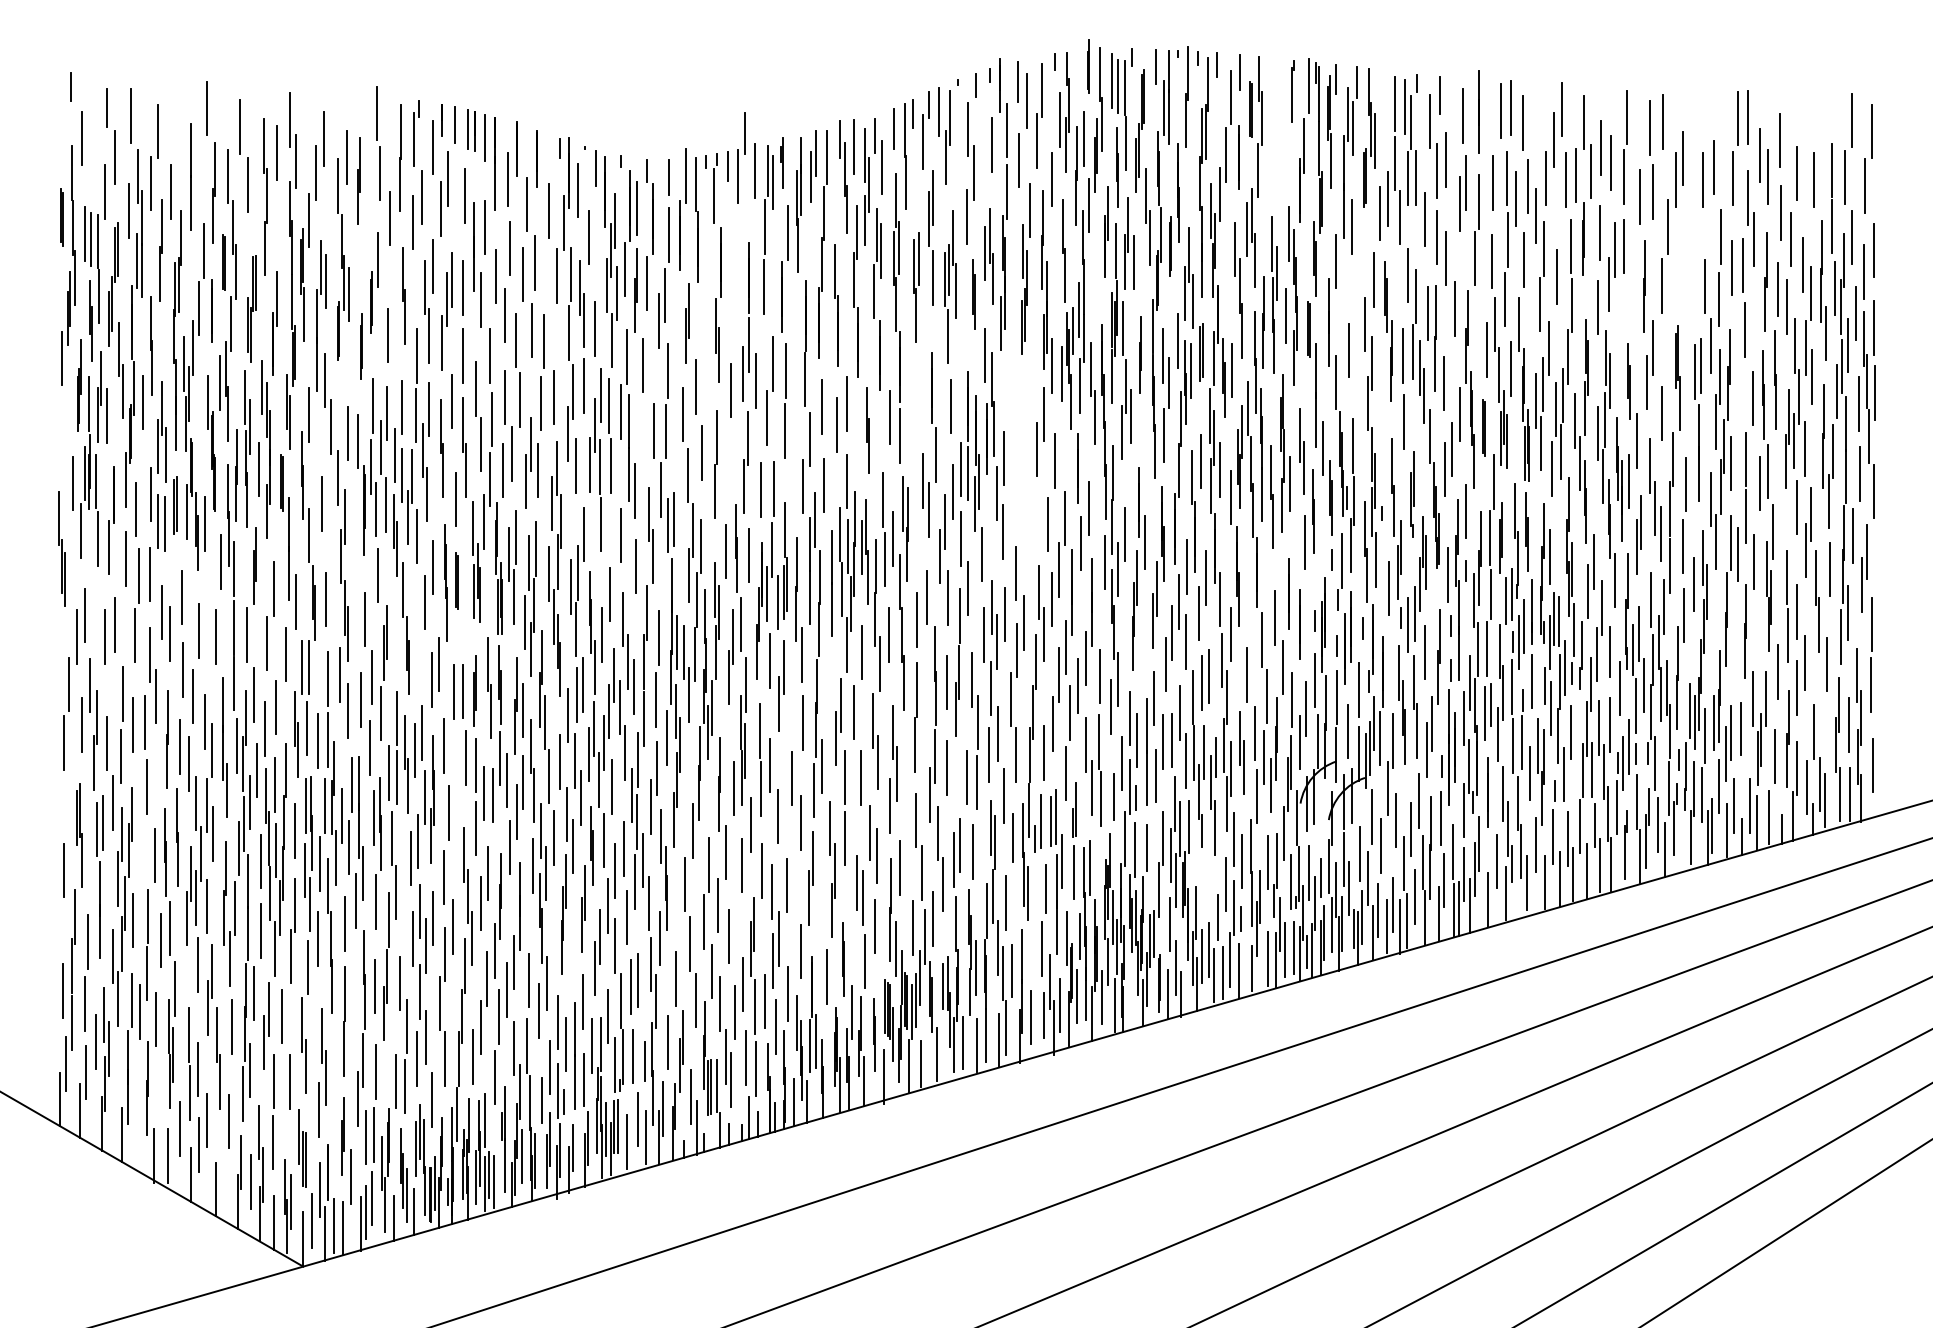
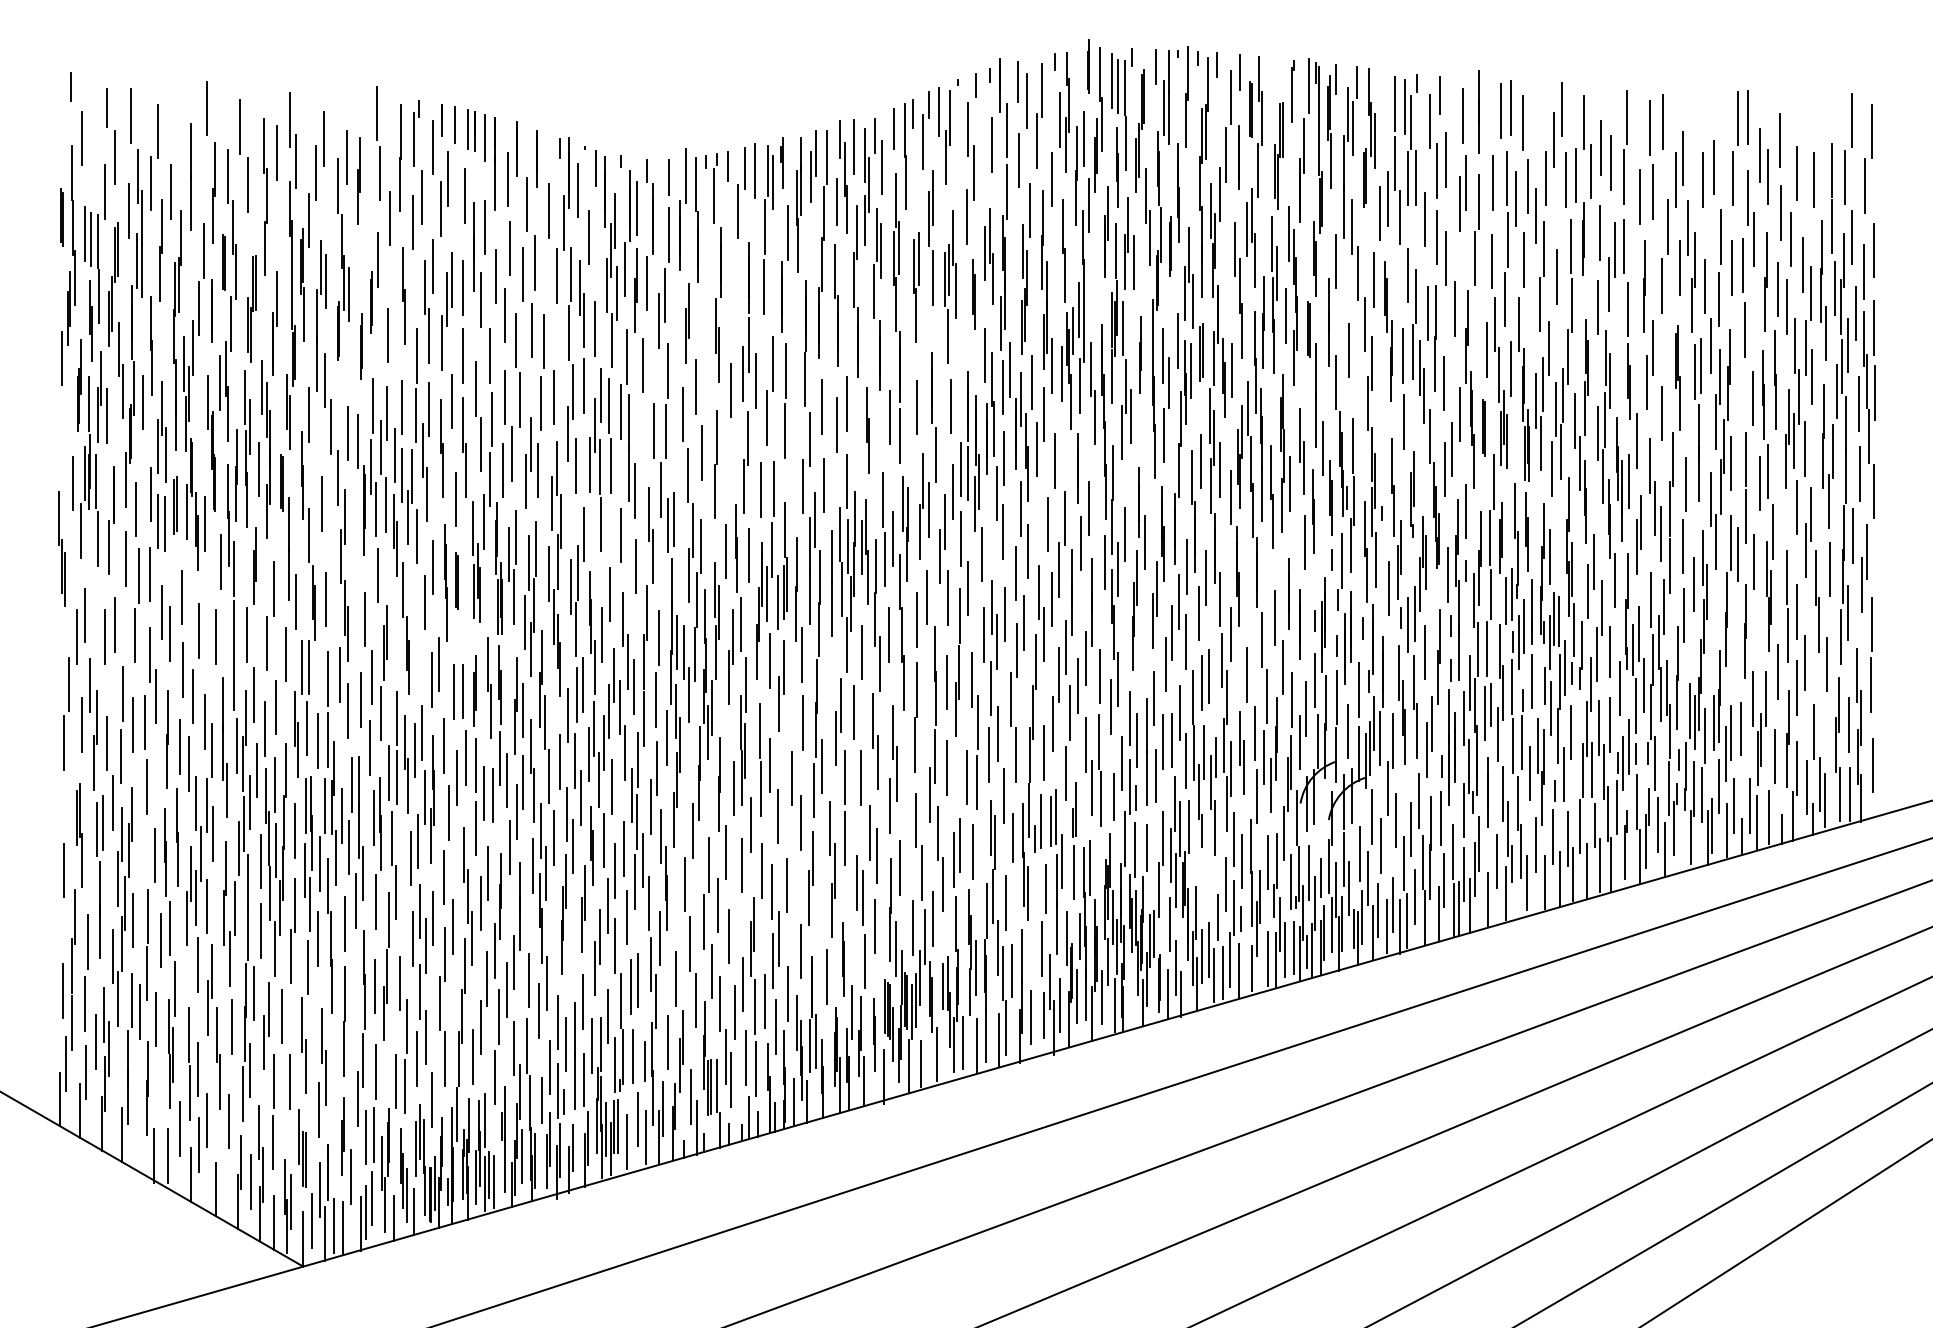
part: none -> present (1278, 155)
part position: (741, 157) -> (741, 192) (741, 192)
line: none -> present (836, 201)
part: none -> present (1680, 266)
line: none -> present (1358, 273)
line: none -> present (1628, 308)
line: none -> present (916, 407)
part: none -> present (1017, 460)
line: none -> present (919, 531)
line: none -> present (456, 777)
